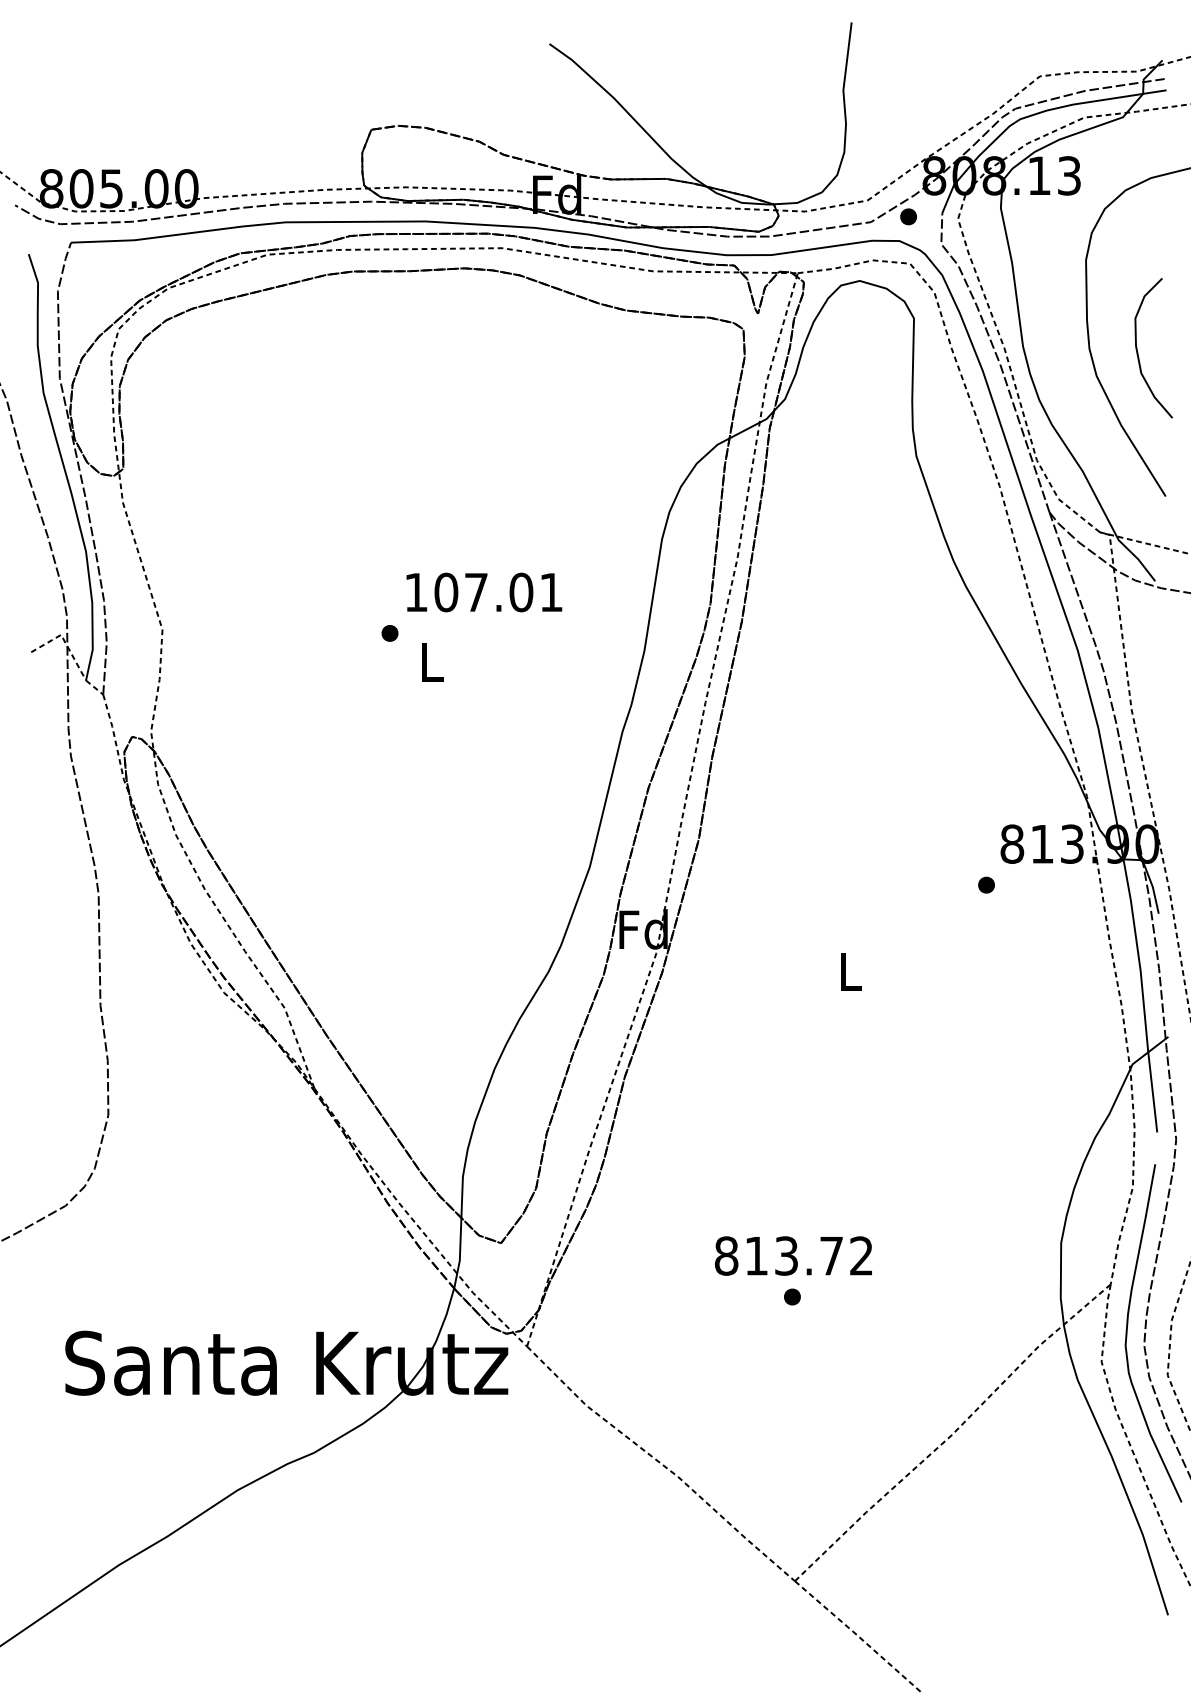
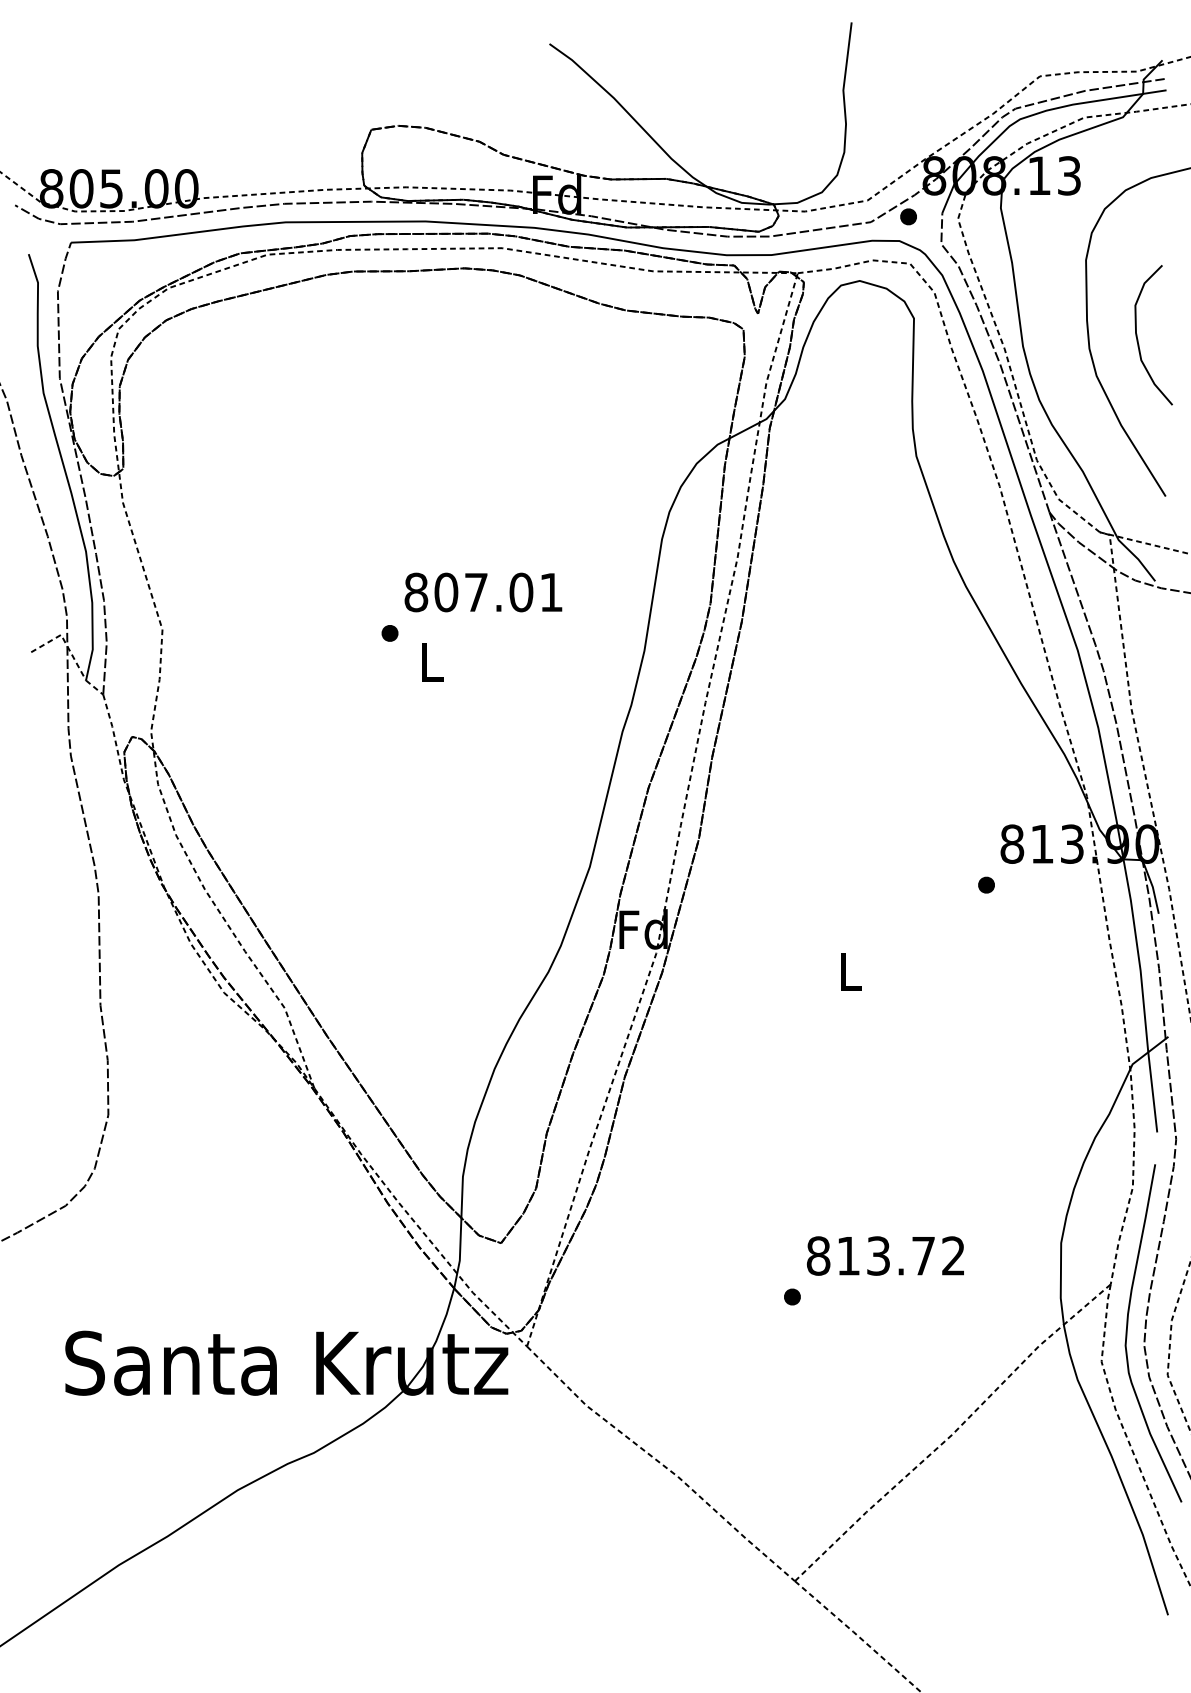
curve position: (1138, 352) -> (1138, 339) (1138, 339)
text: 107.01 -> 807.01 (416, 592)
text position: (792, 1255) -> (884, 1255) (884, 1255)
